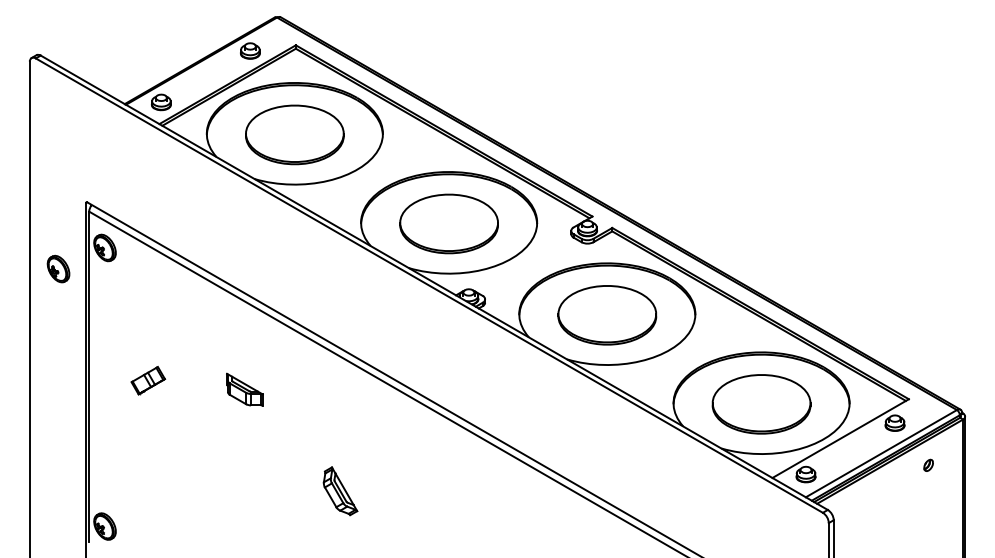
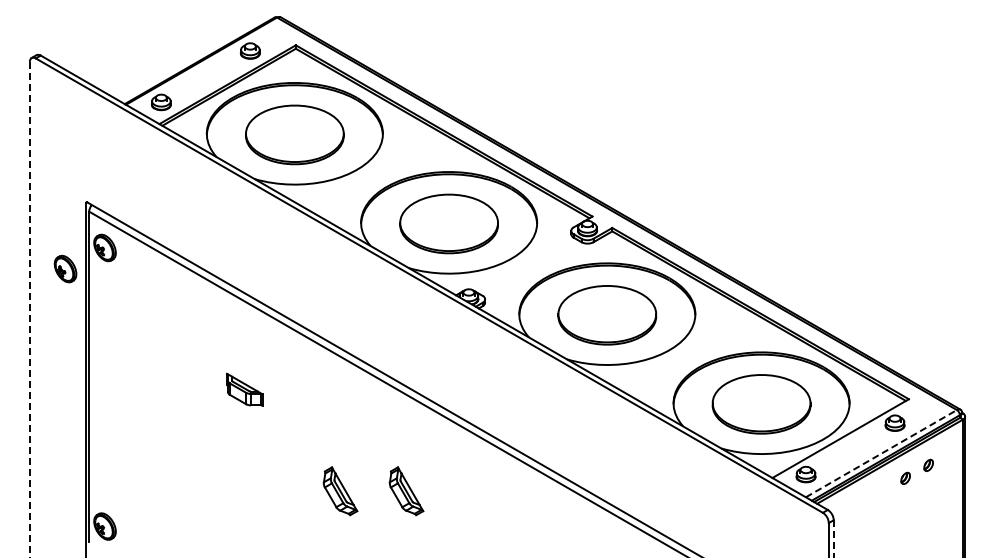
part position: (58, 268) -> (65, 268) (65, 268)
line: solid -> dashed (29, 309)
part: present -> none (148, 380)
line: solid -> dashed (881, 453)
part: none -> present (905, 477)
part: none -> present (406, 491)
line: solid -> dashed (833, 538)
